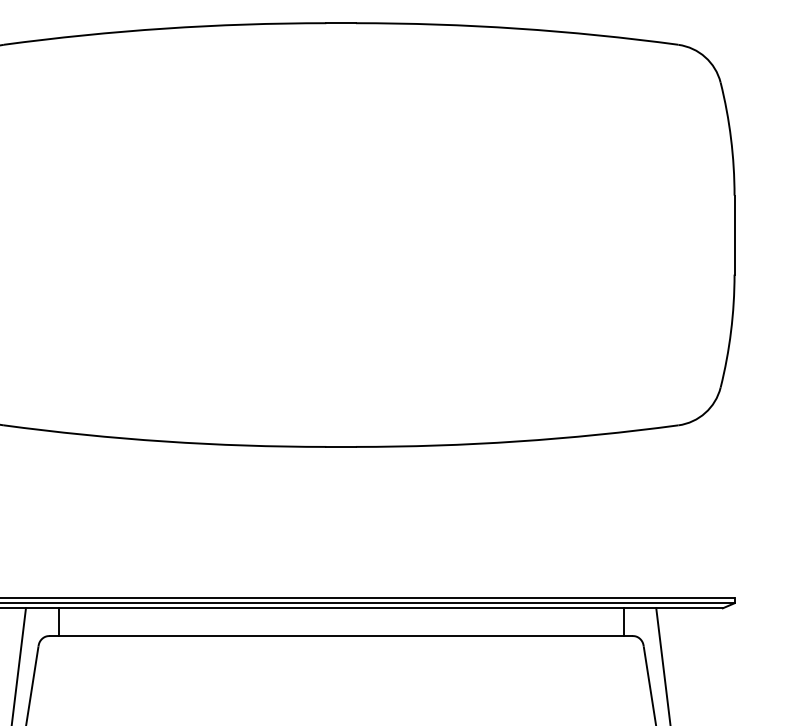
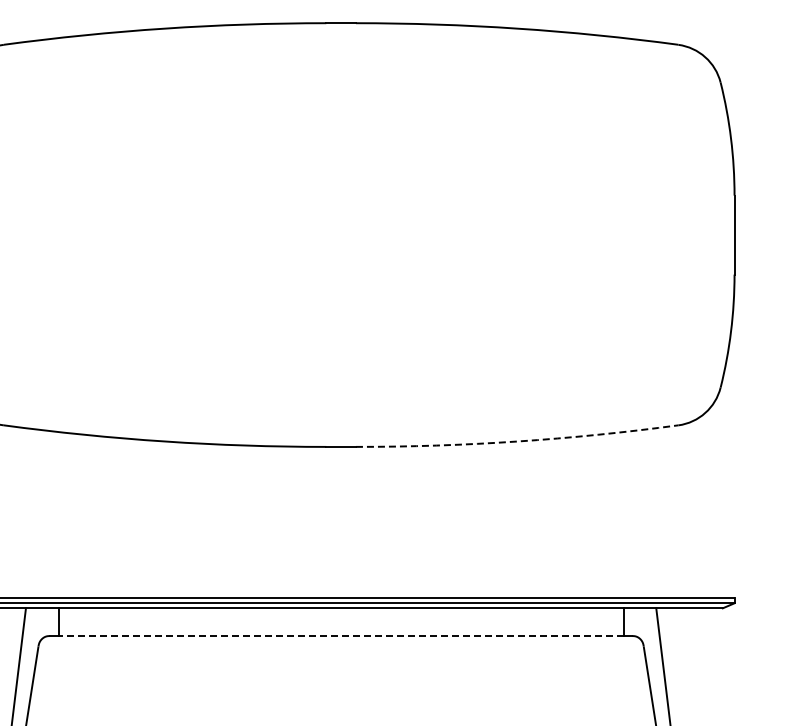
arc: solid -> dashed (517, 441)
line: solid -> dashed (340, 636)
